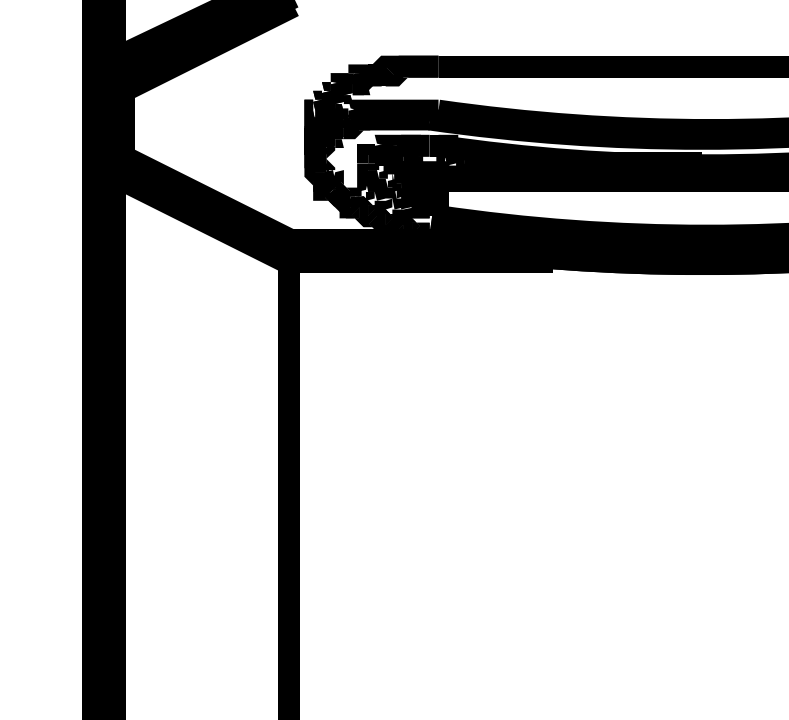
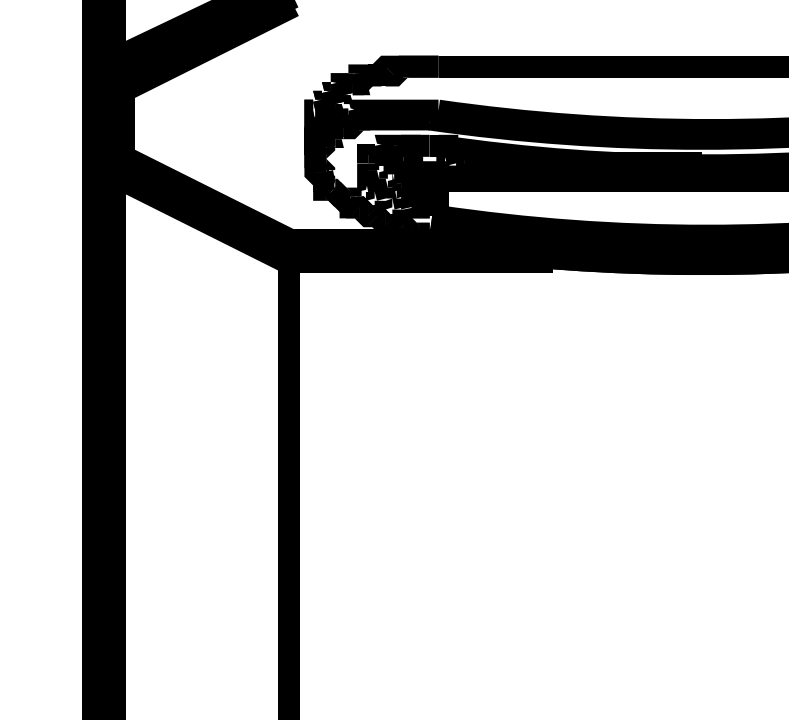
fill: present -> none (338, 179)
